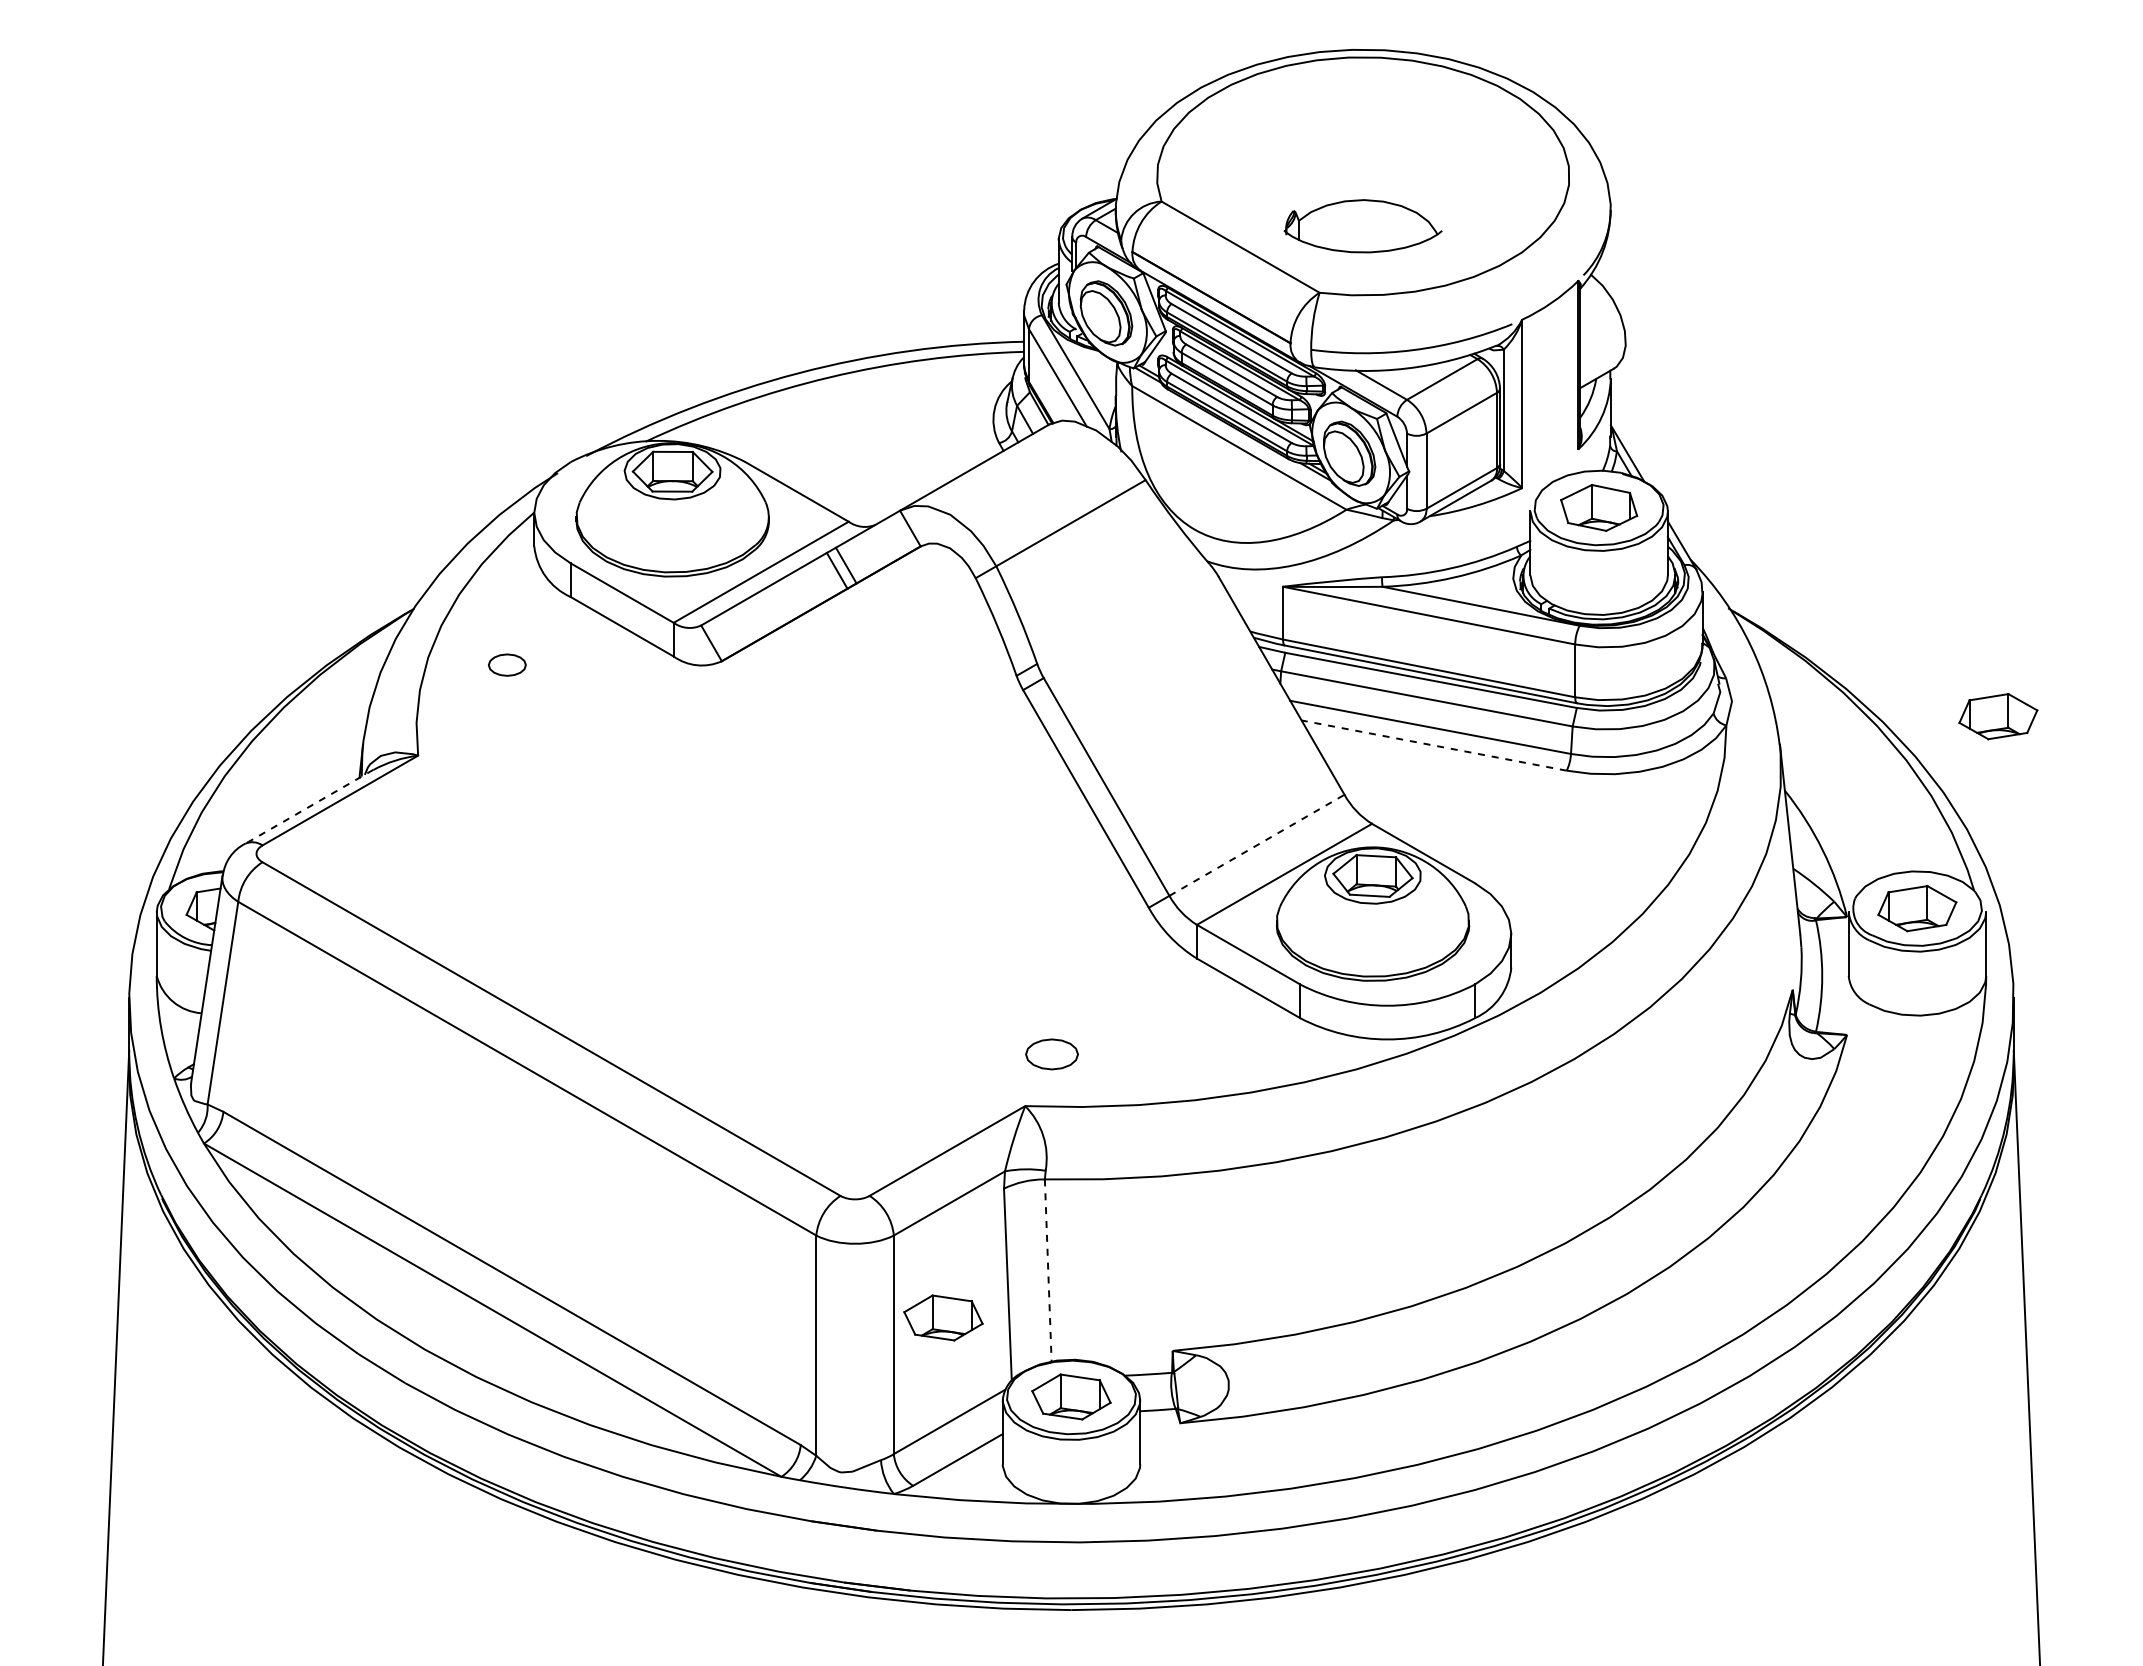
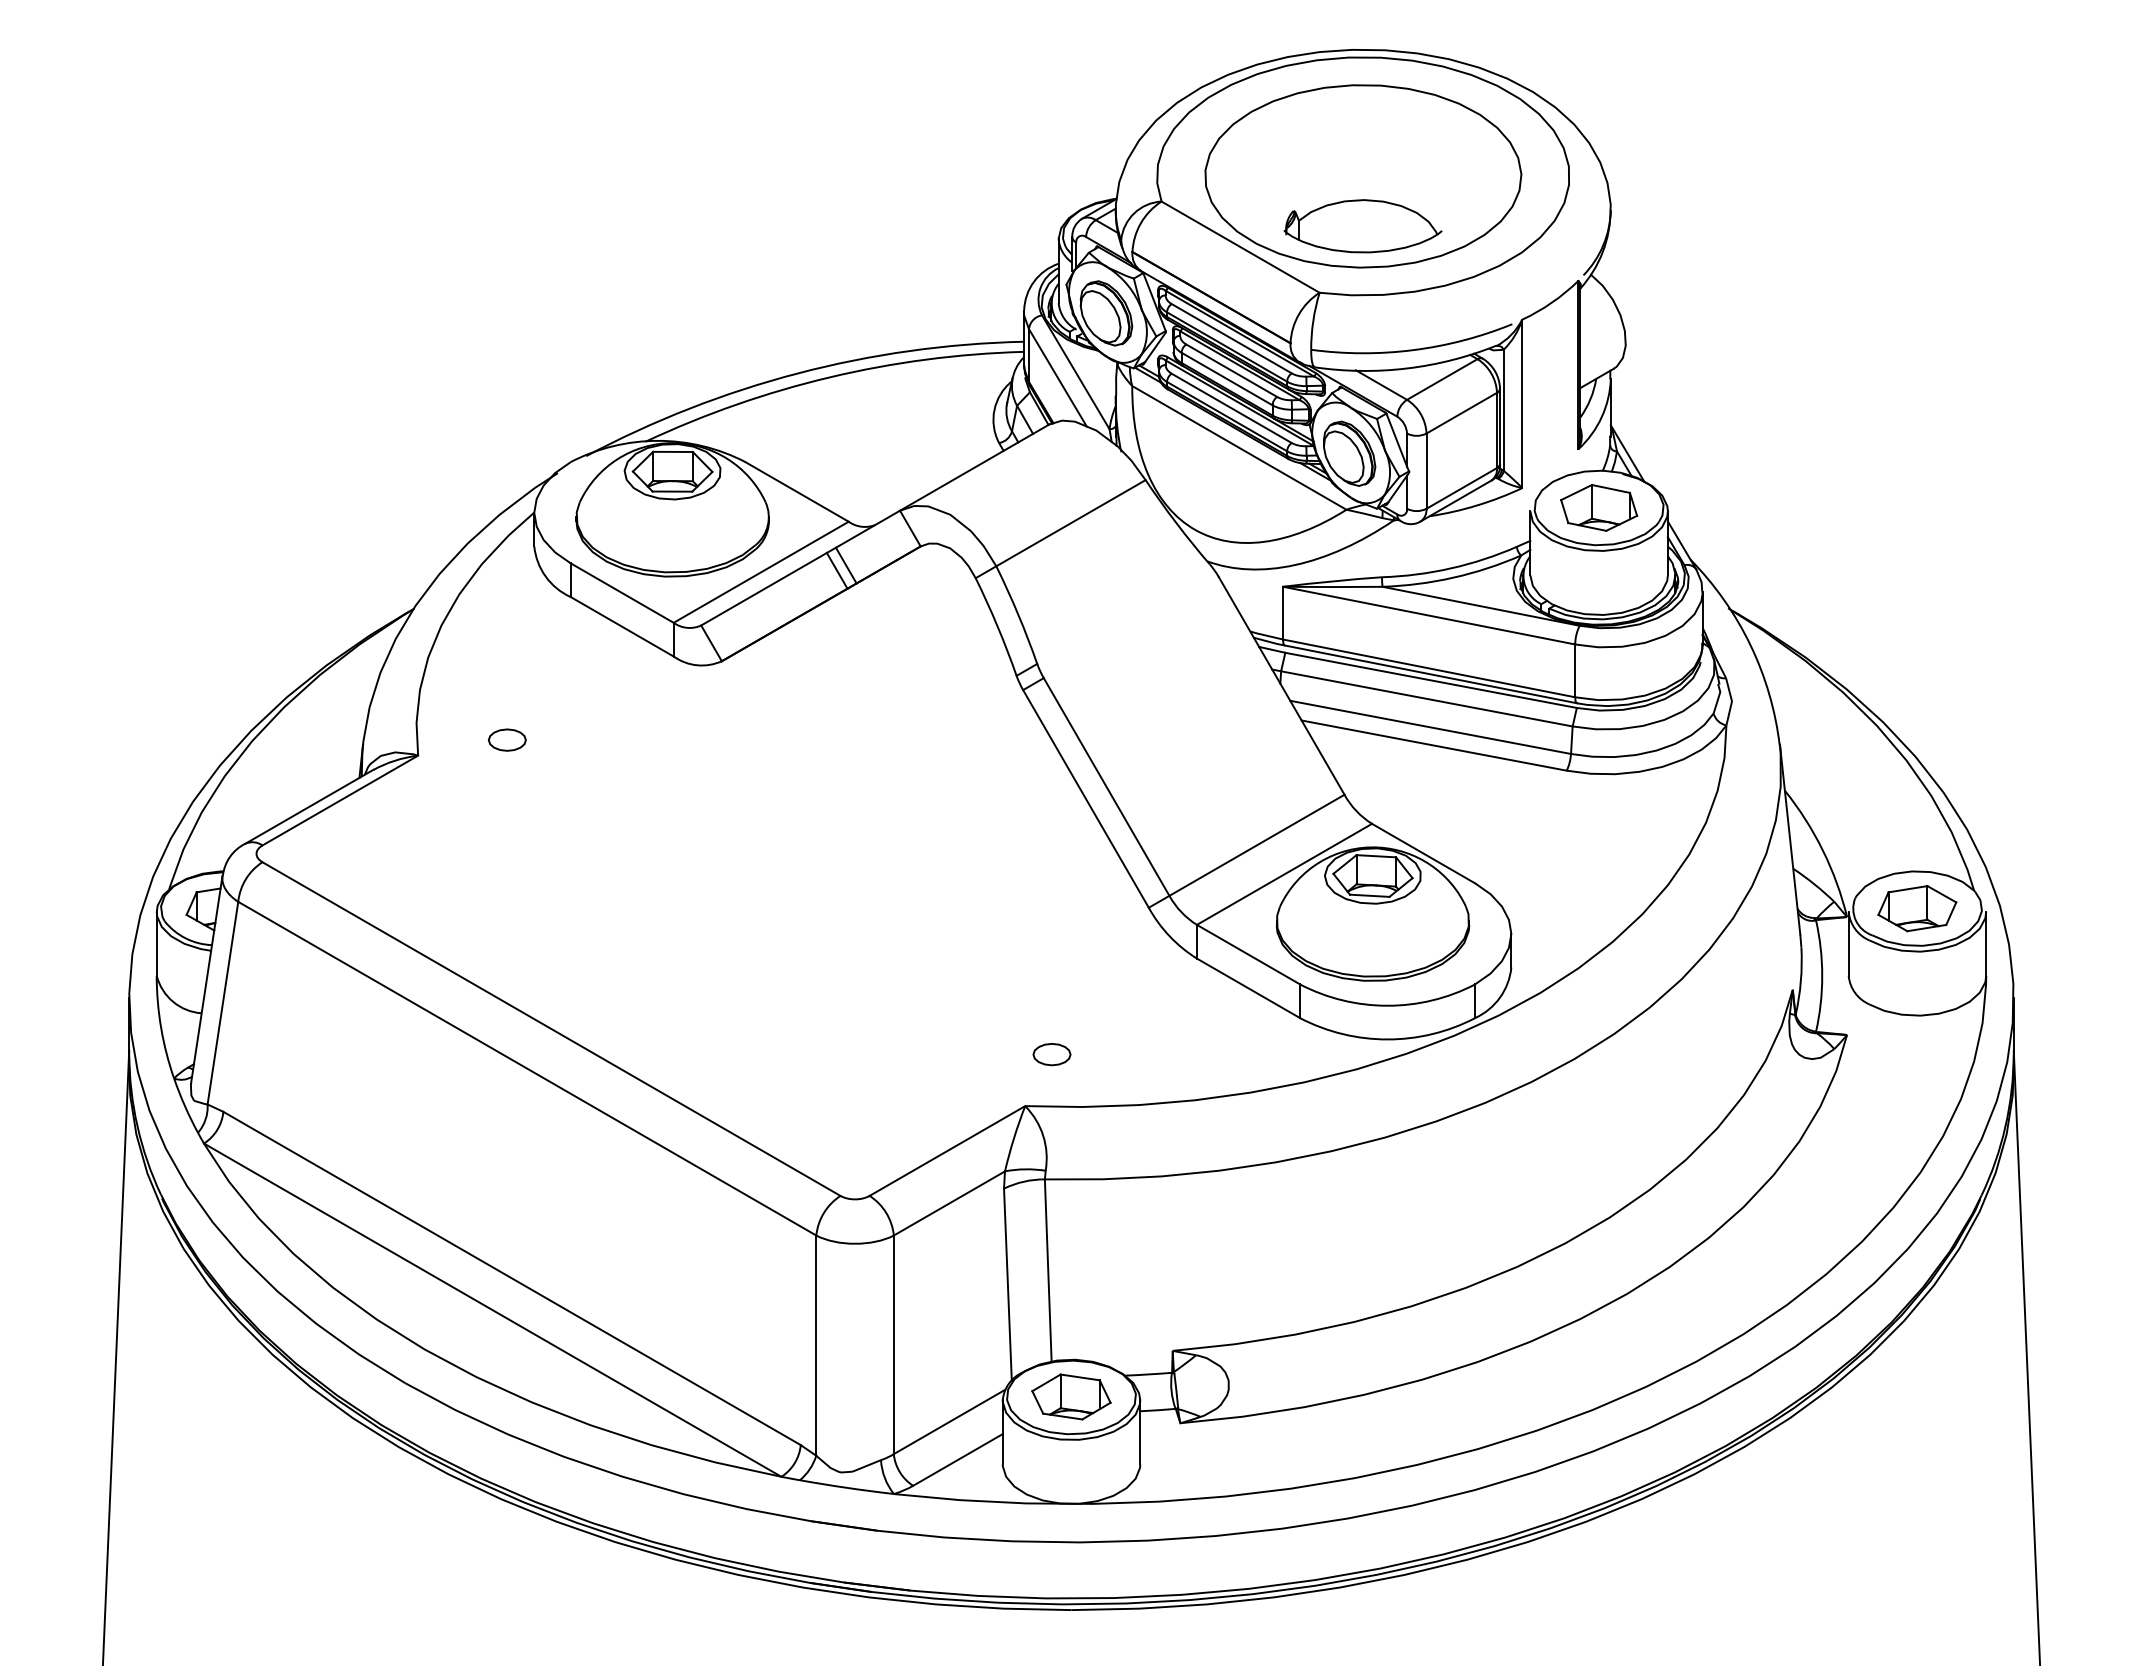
part: none -> present (1363, 176)
part position: (506, 664) -> (506, 739) (506, 739)
part: present -> none (1998, 716)
line: dashed -> solid (1434, 745)
line: dashed -> solid (309, 806)
line: dashed -> solid (1257, 845)
part size: 54x33 px -> 40x24 px (1051, 1054)
line: dashed -> solid (1048, 1271)
part: present -> none (943, 1317)
